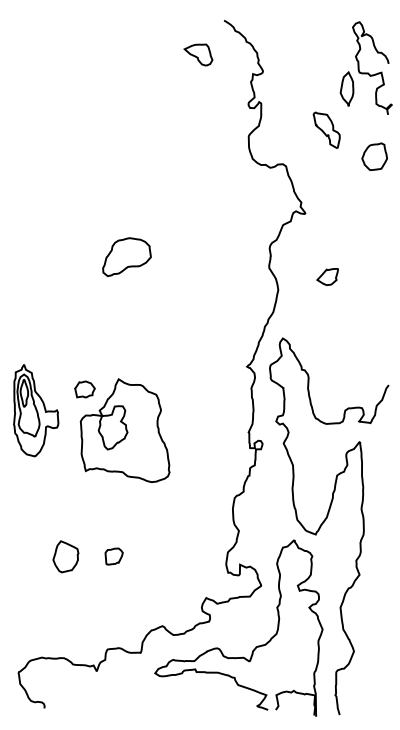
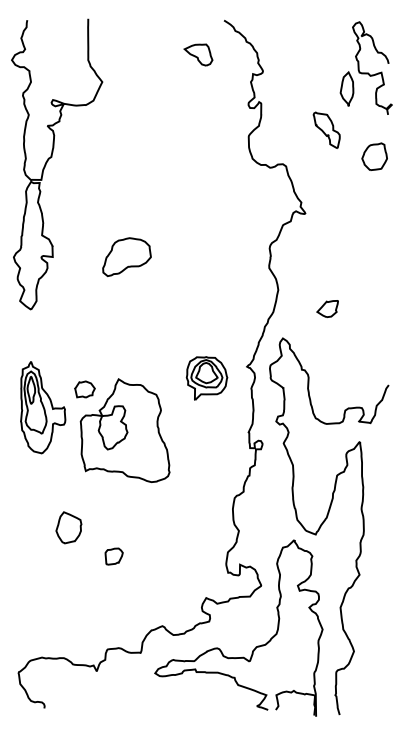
part: none -> present (51, 158)
part position: (327, 276) -> (327, 308) (327, 308)
part: none -> present (206, 378)
part position: (36, 410) -> (43, 407) (43, 407)
part position: (65, 556) -> (68, 527) (68, 527)
